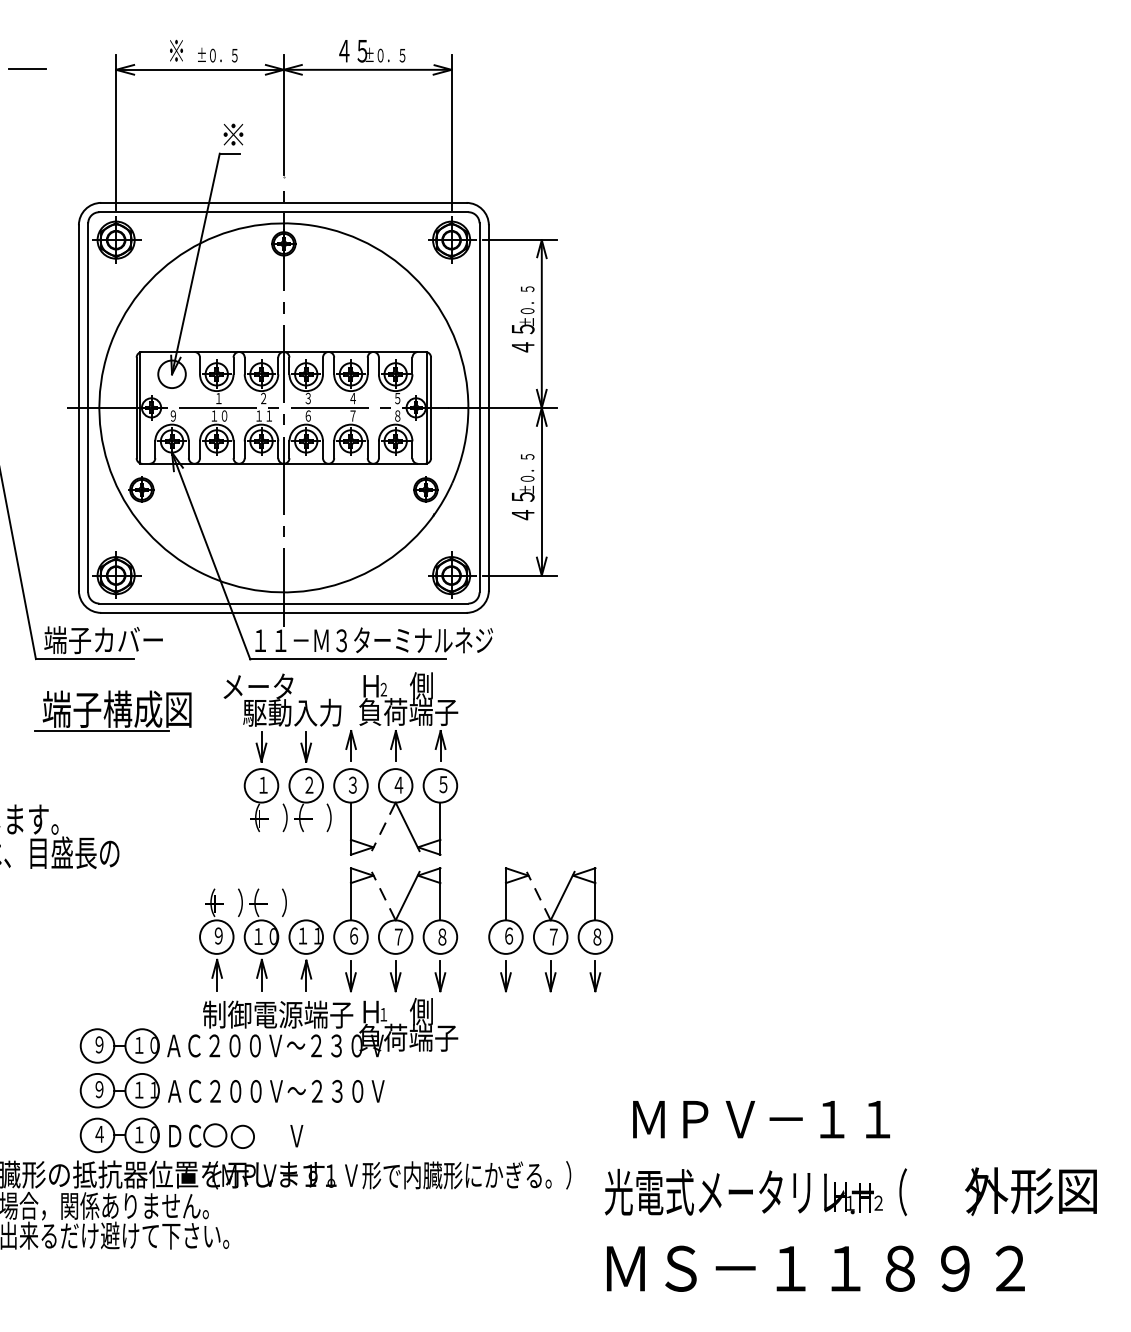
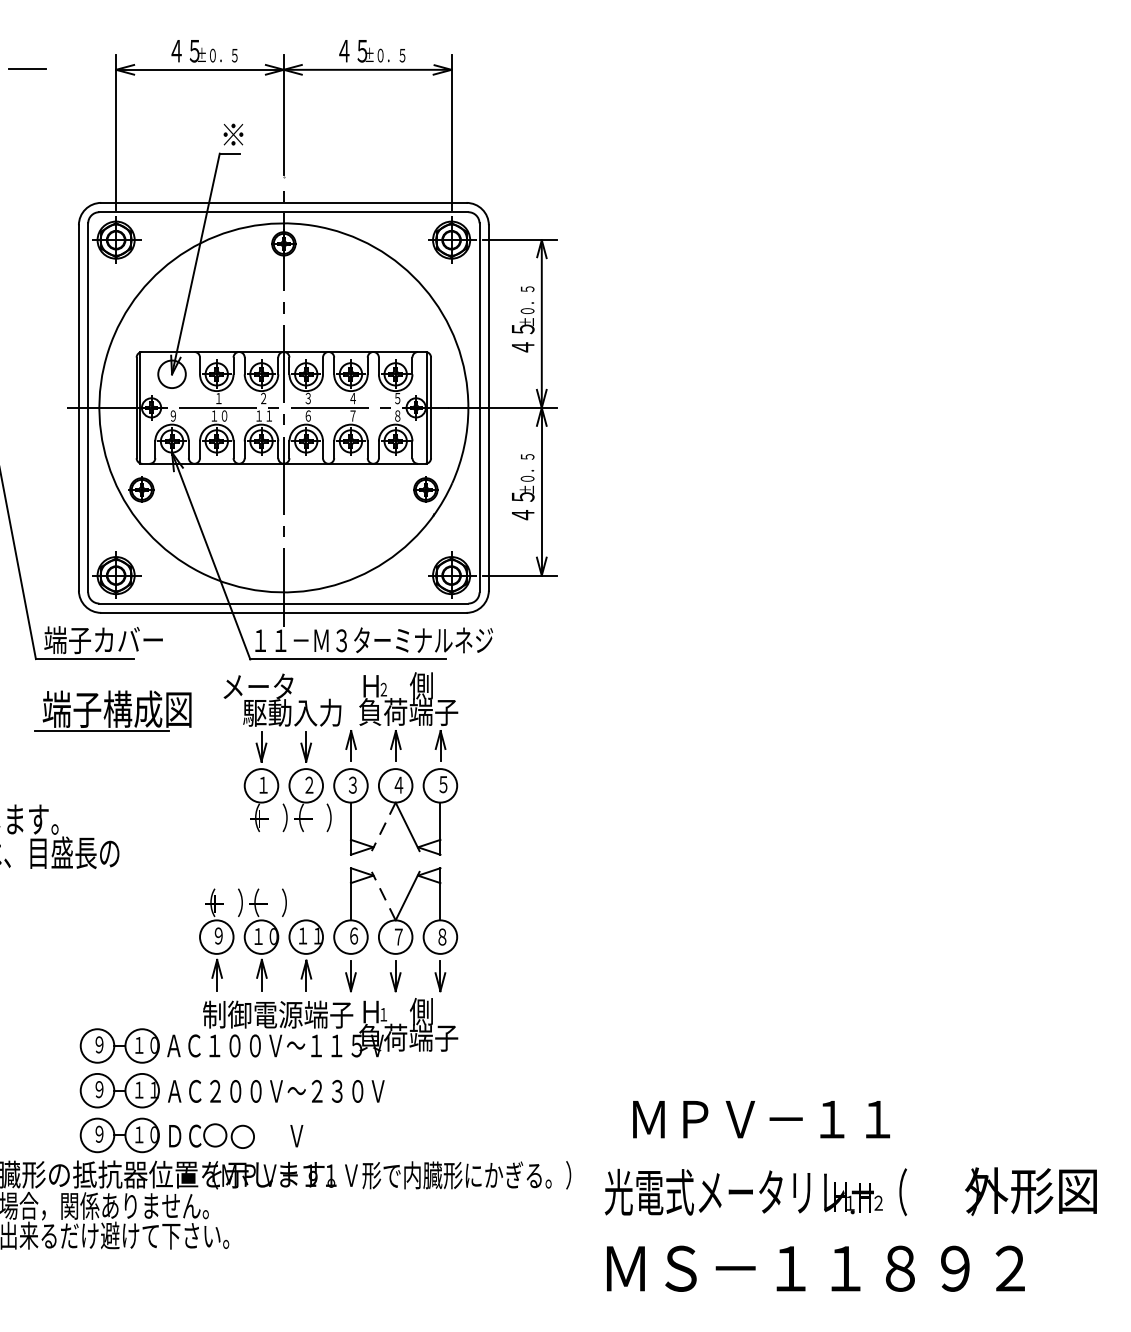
text: ※ -> ４５ (184, 50)
part: present -> none (550, 929)
text: ＡＣ２００Ｖ～２３０Ｖ -> ＡＣ１００Ｖ～１１５Ｖ (285, 1045)
text: ４ -> ９ (99, 1133)
